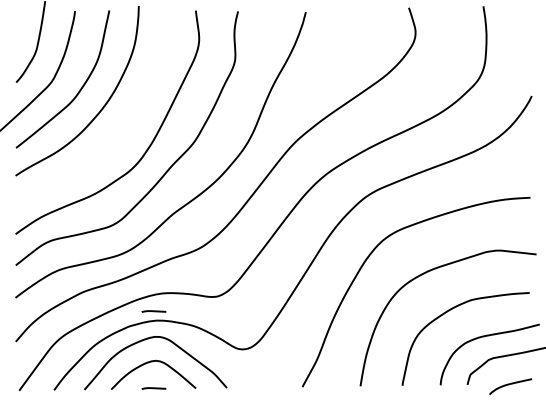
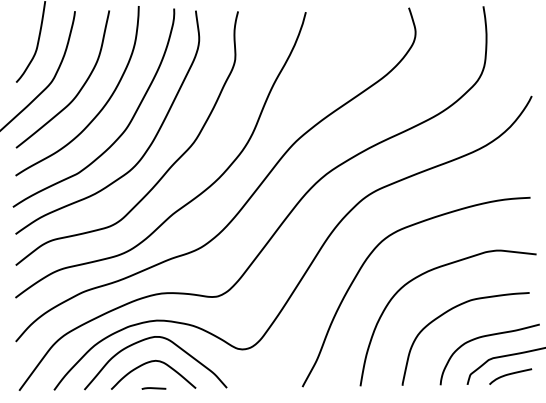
curve: none -> present (123, 130)
line: present -> none (153, 311)
curve position: (509, 385) -> (509, 375) (509, 375)
